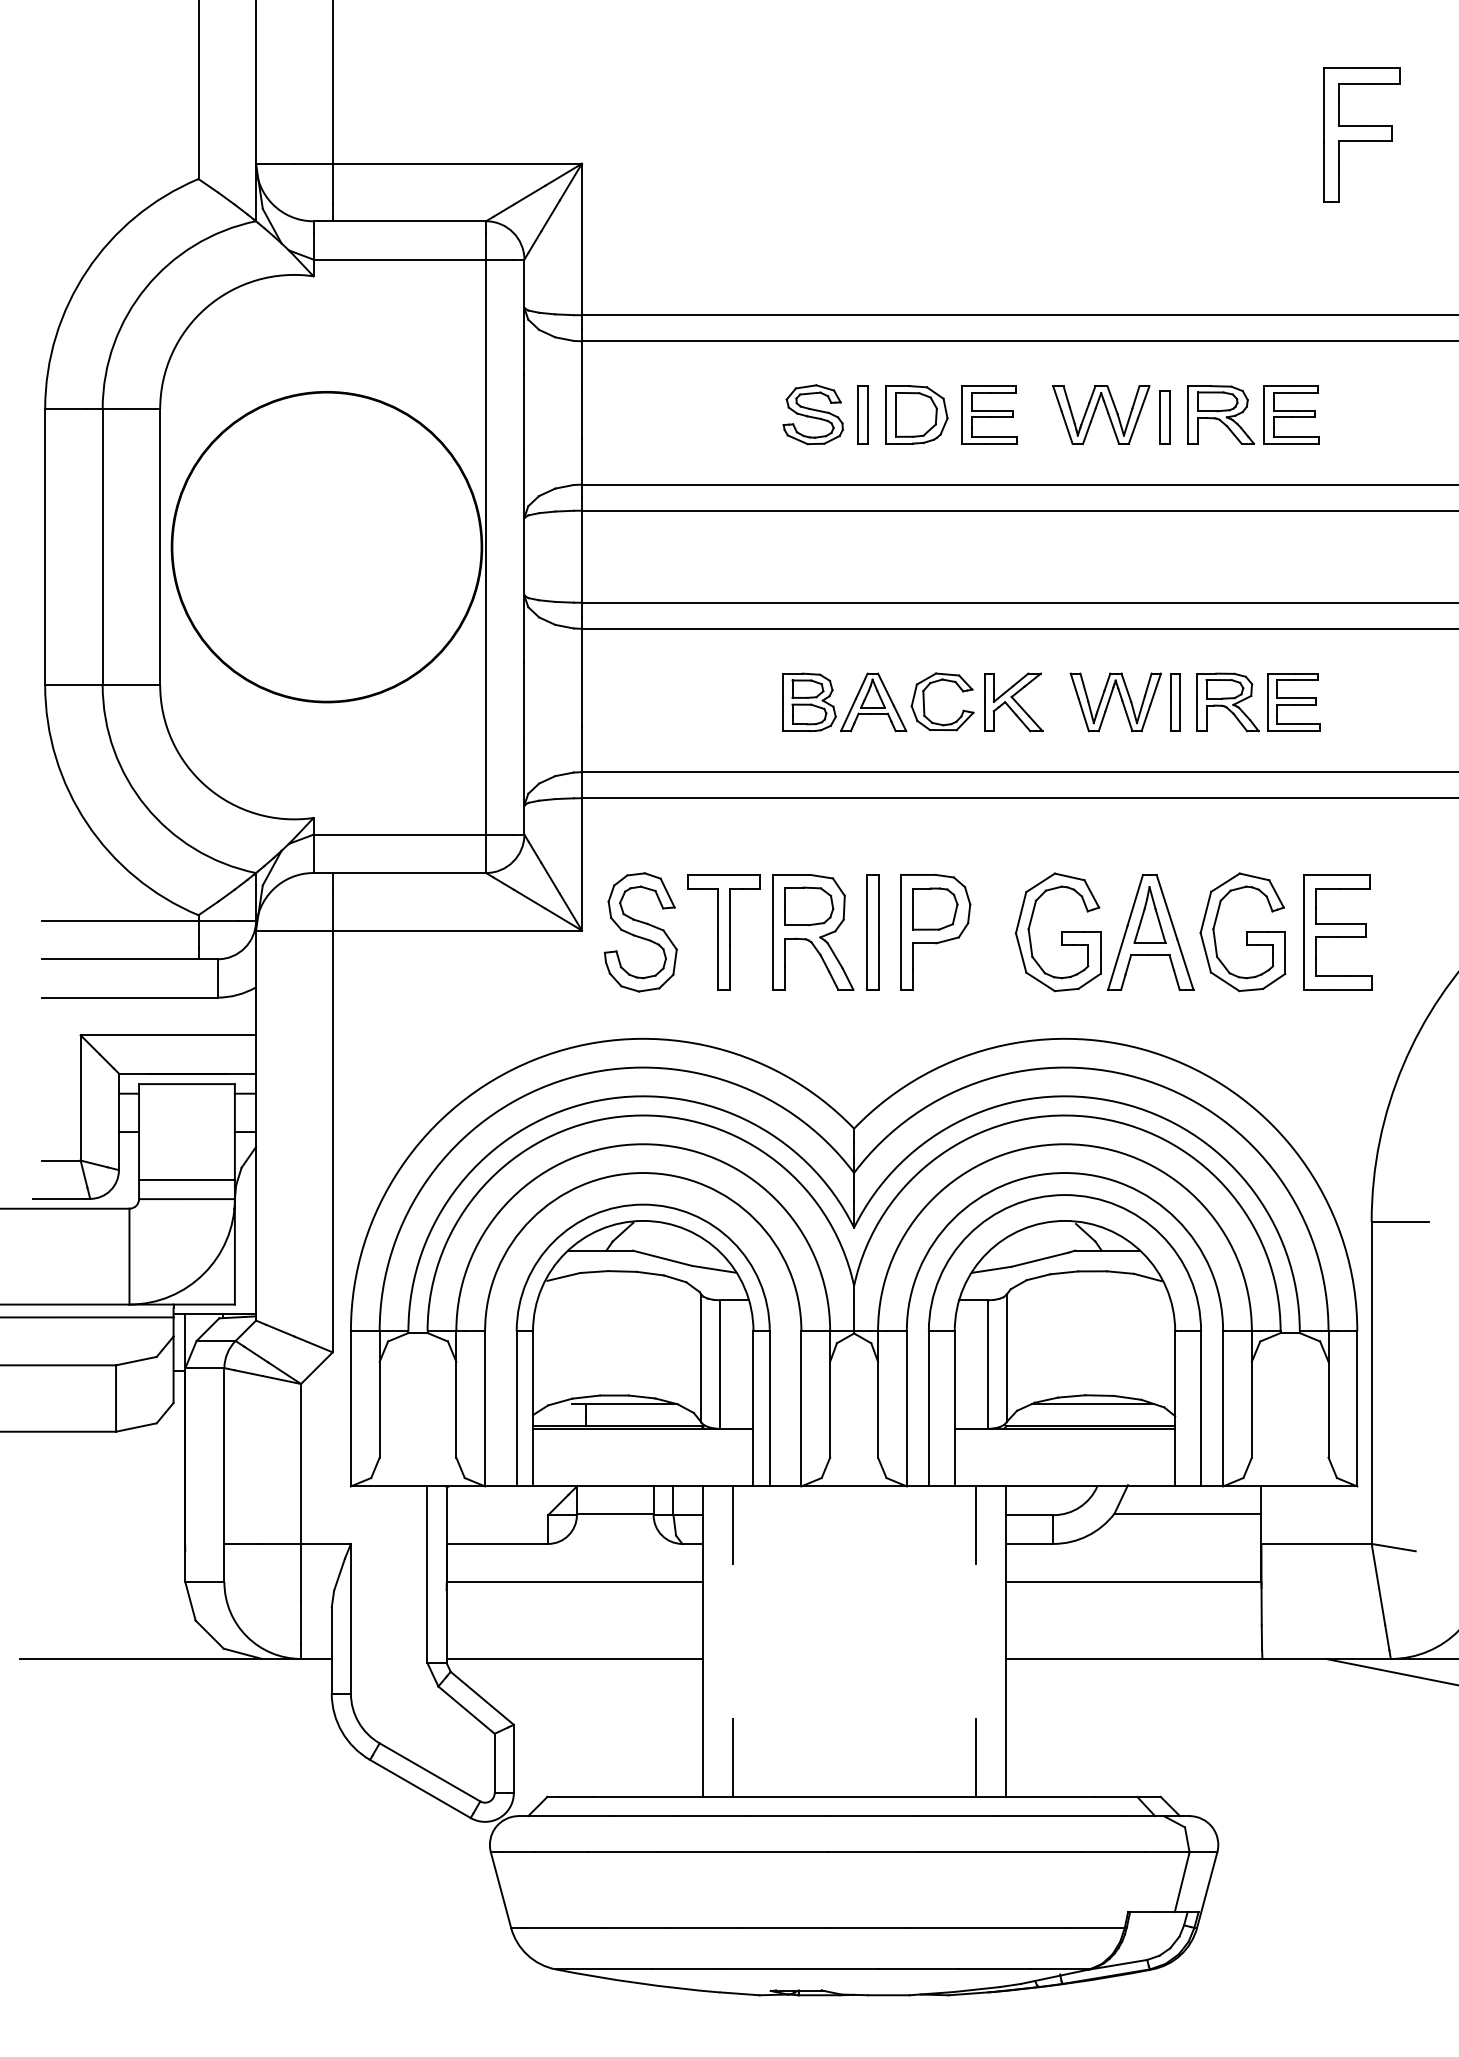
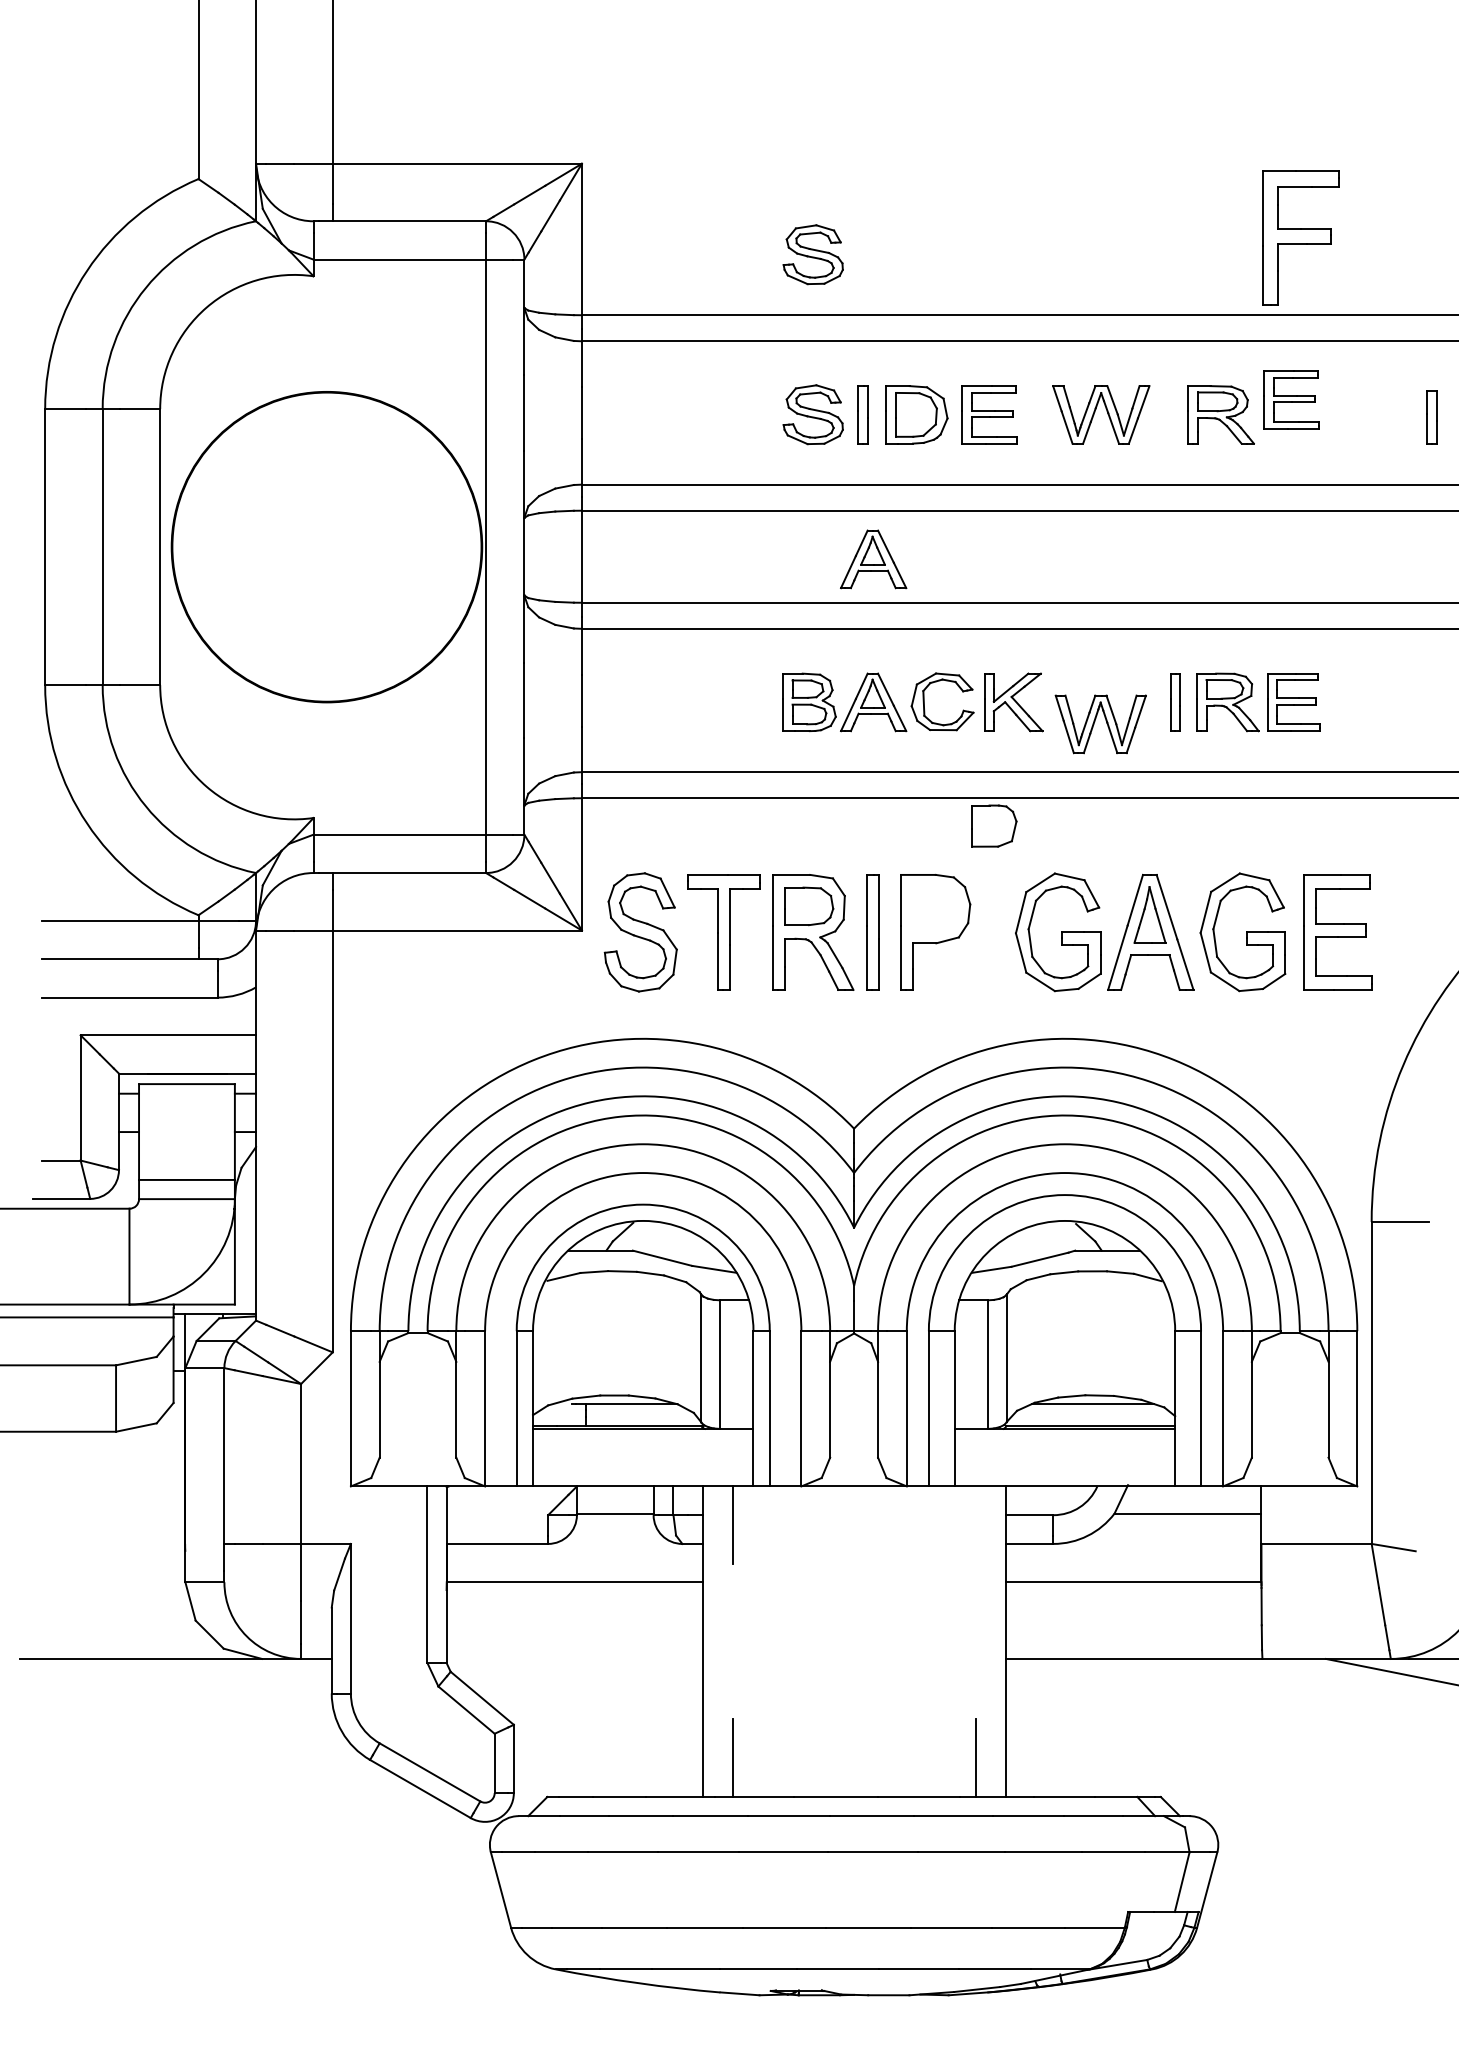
part position: (1361, 134) -> (1300, 237) (1300, 237)
part: none -> present (812, 254)
part position: (1291, 414) -> (1291, 399) (1291, 399)
part position: (1164, 417) -> (1431, 417) (1431, 417)
part: none -> present (873, 559)
part position: (1115, 702) -> (1100, 724) (1100, 724)
part position: (935, 908) -> (994, 825) (994, 825)
line: present -> none (975, 1525)
line: present -> none (574, 1658)
